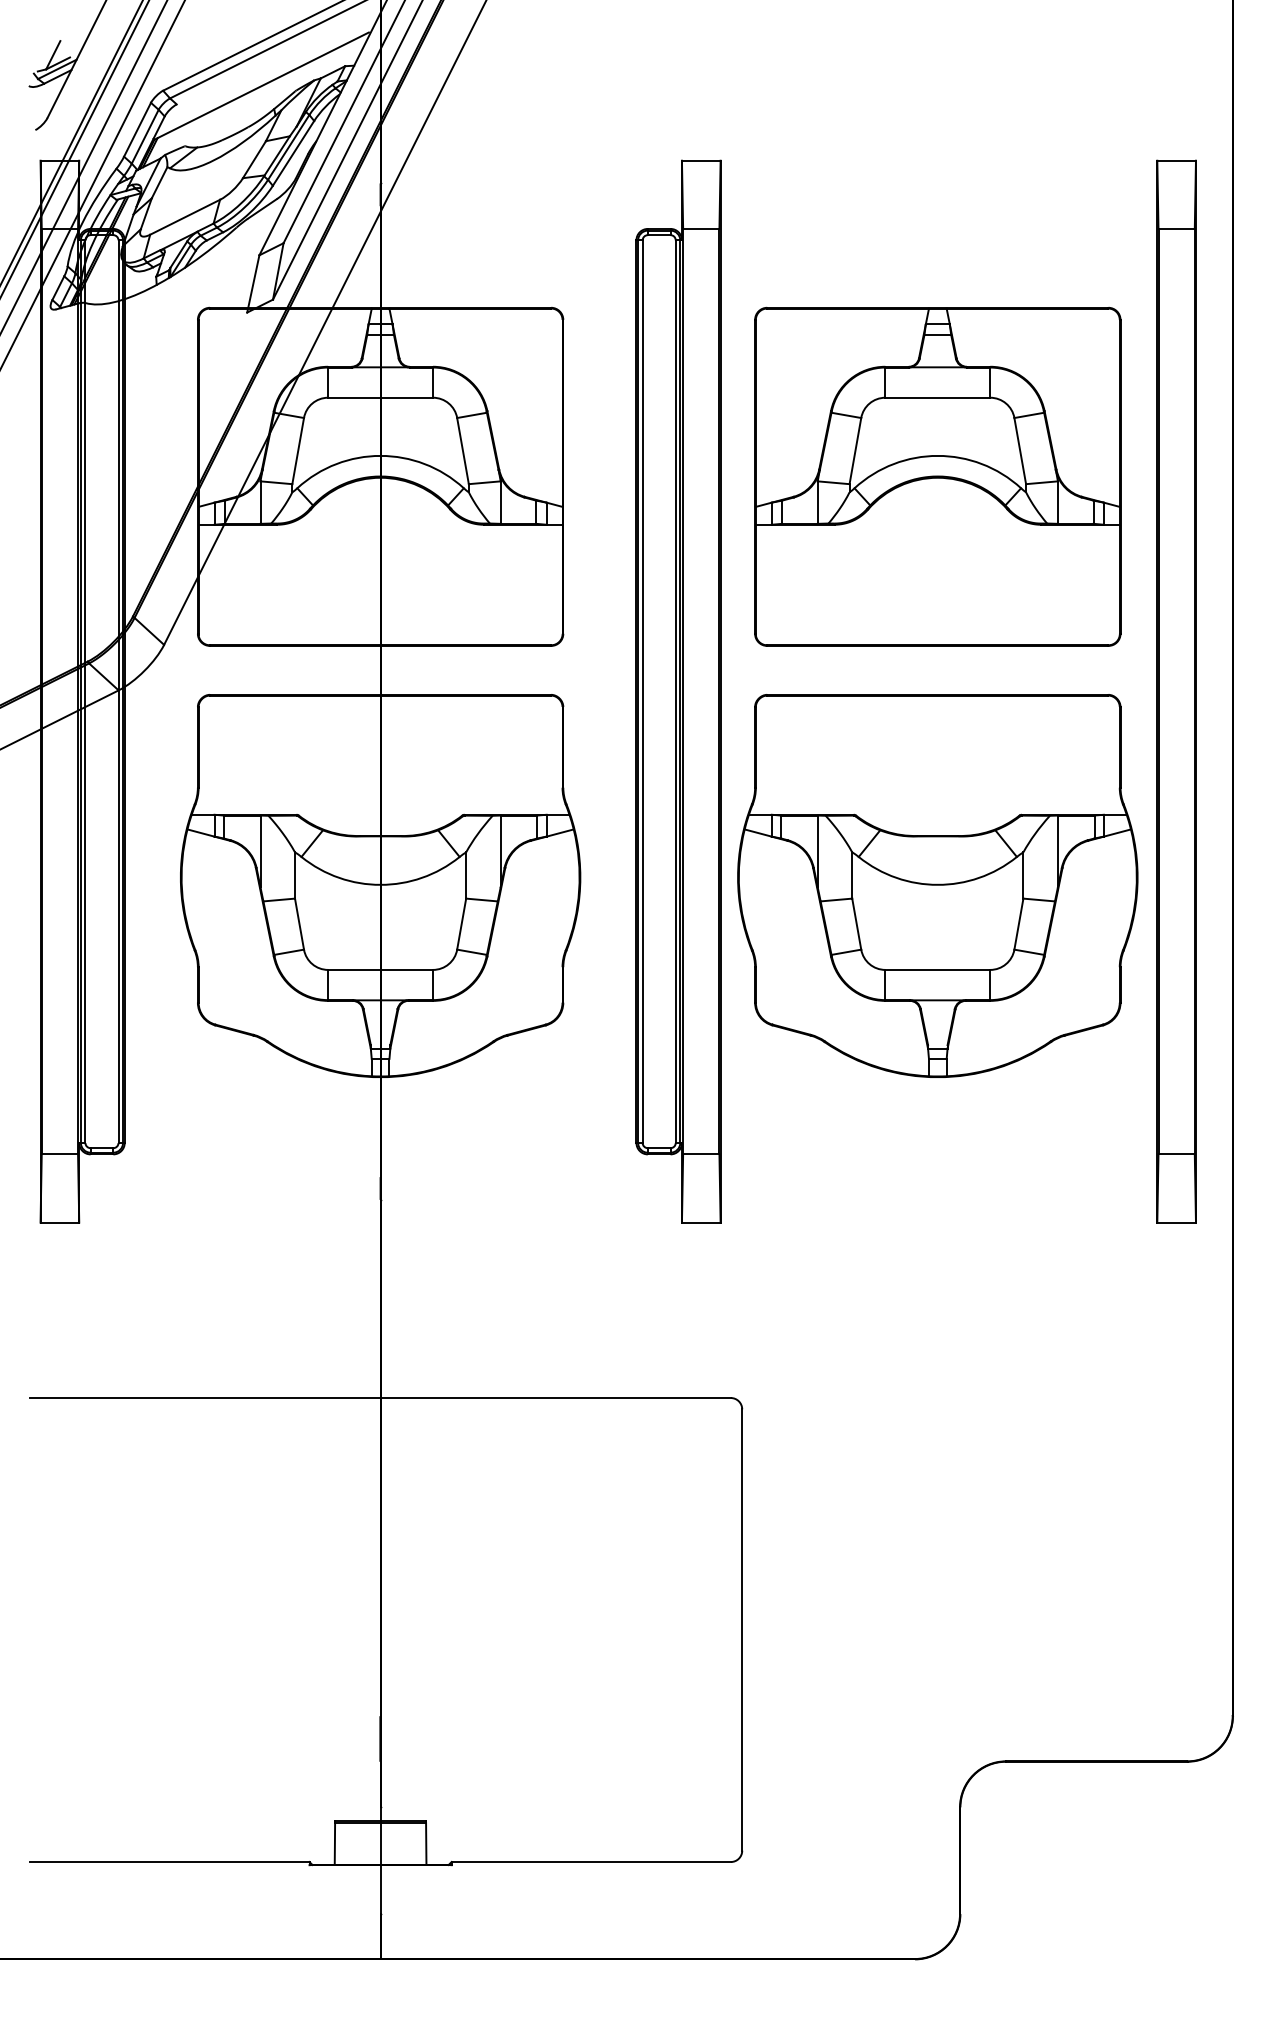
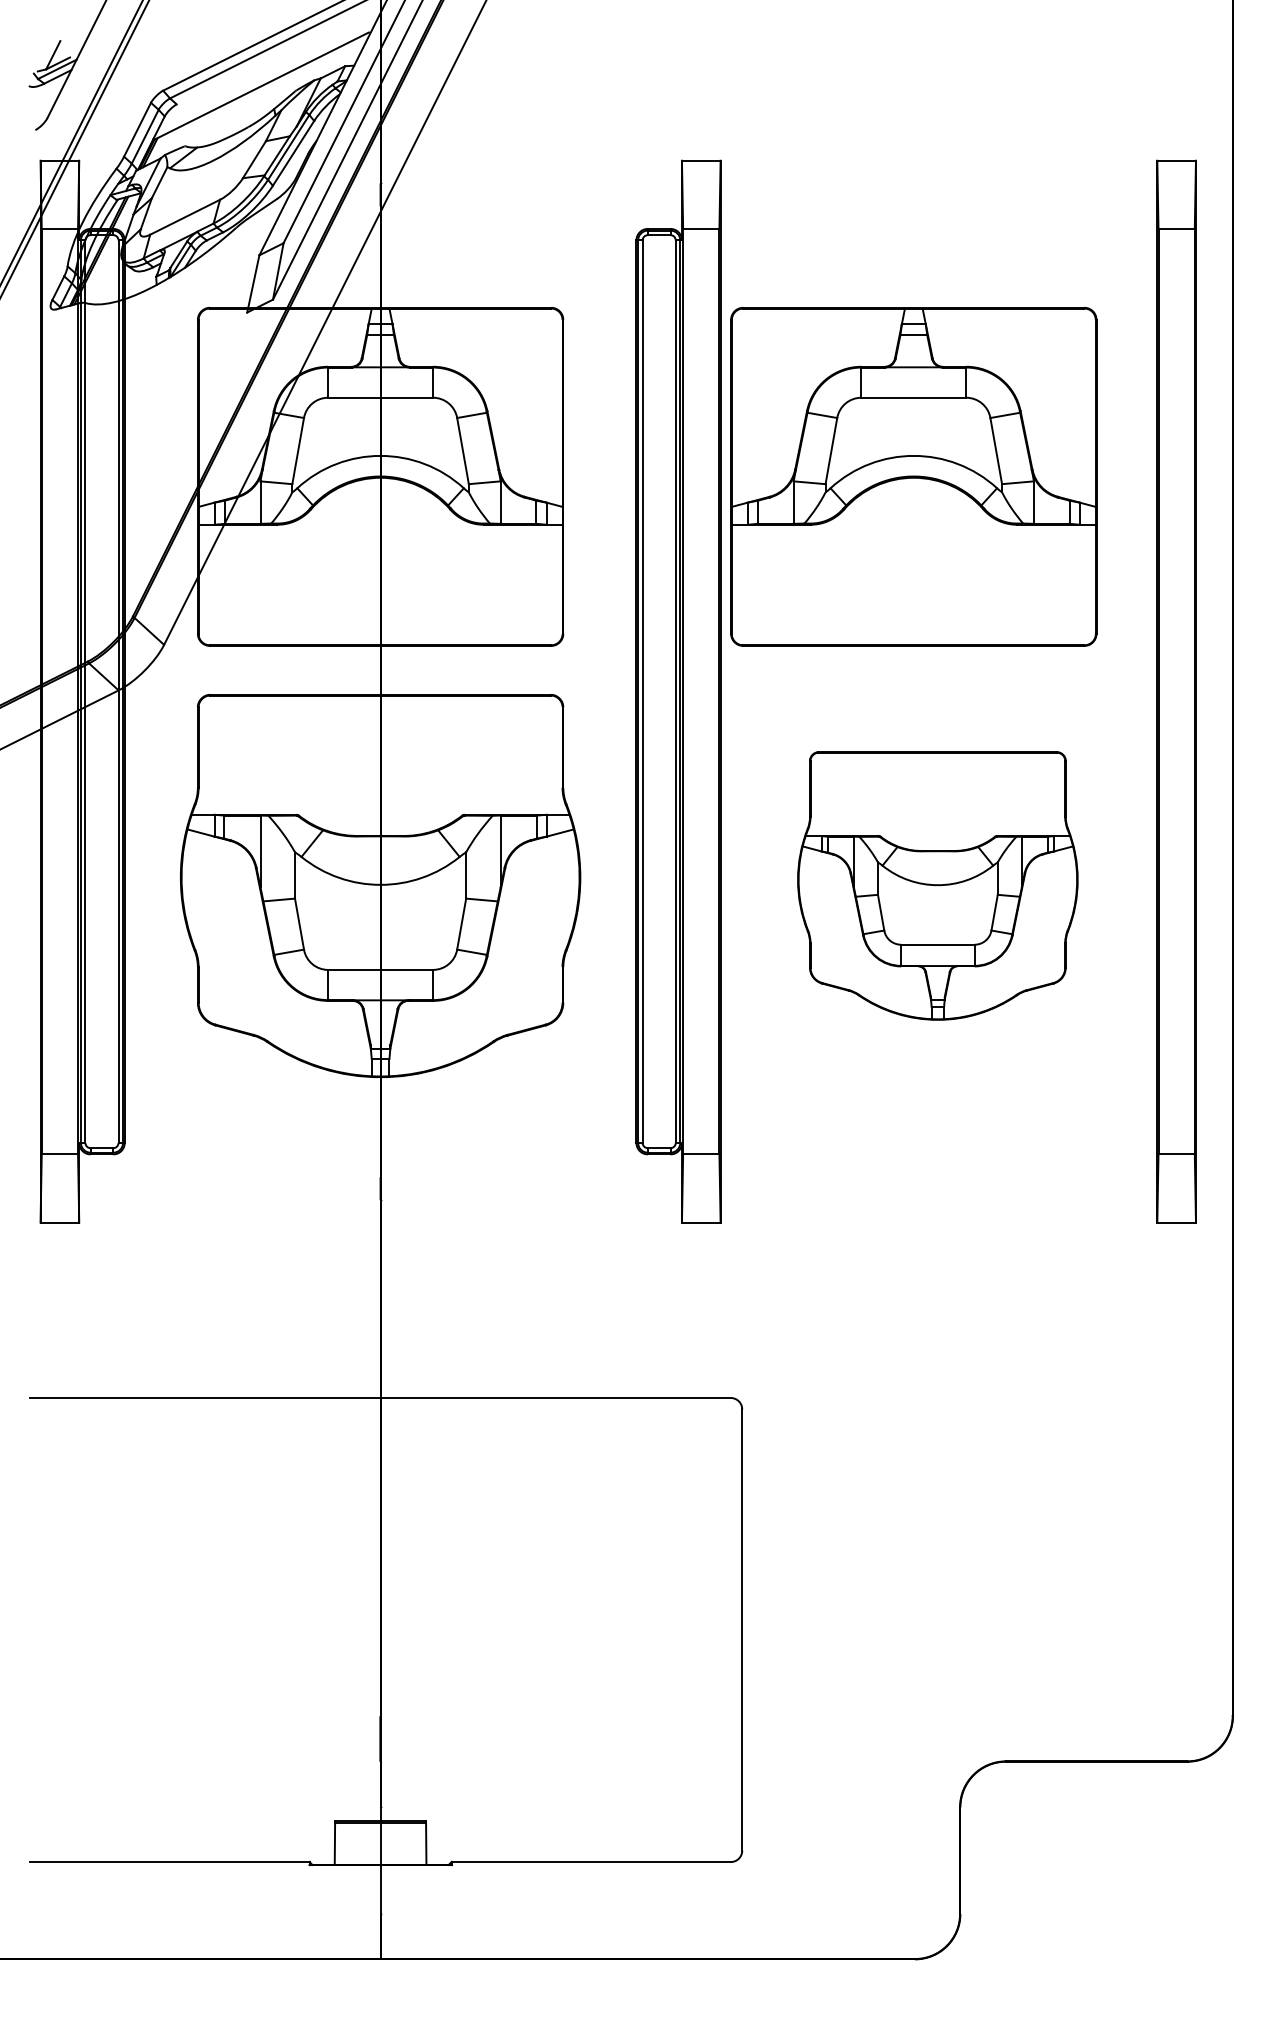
line: present -> none (84, 166)
line: present -> none (92, 183)
part position: (937, 476) -> (913, 476) (913, 476)
part size: 402x384 px -> 282x270 px (937, 885)
